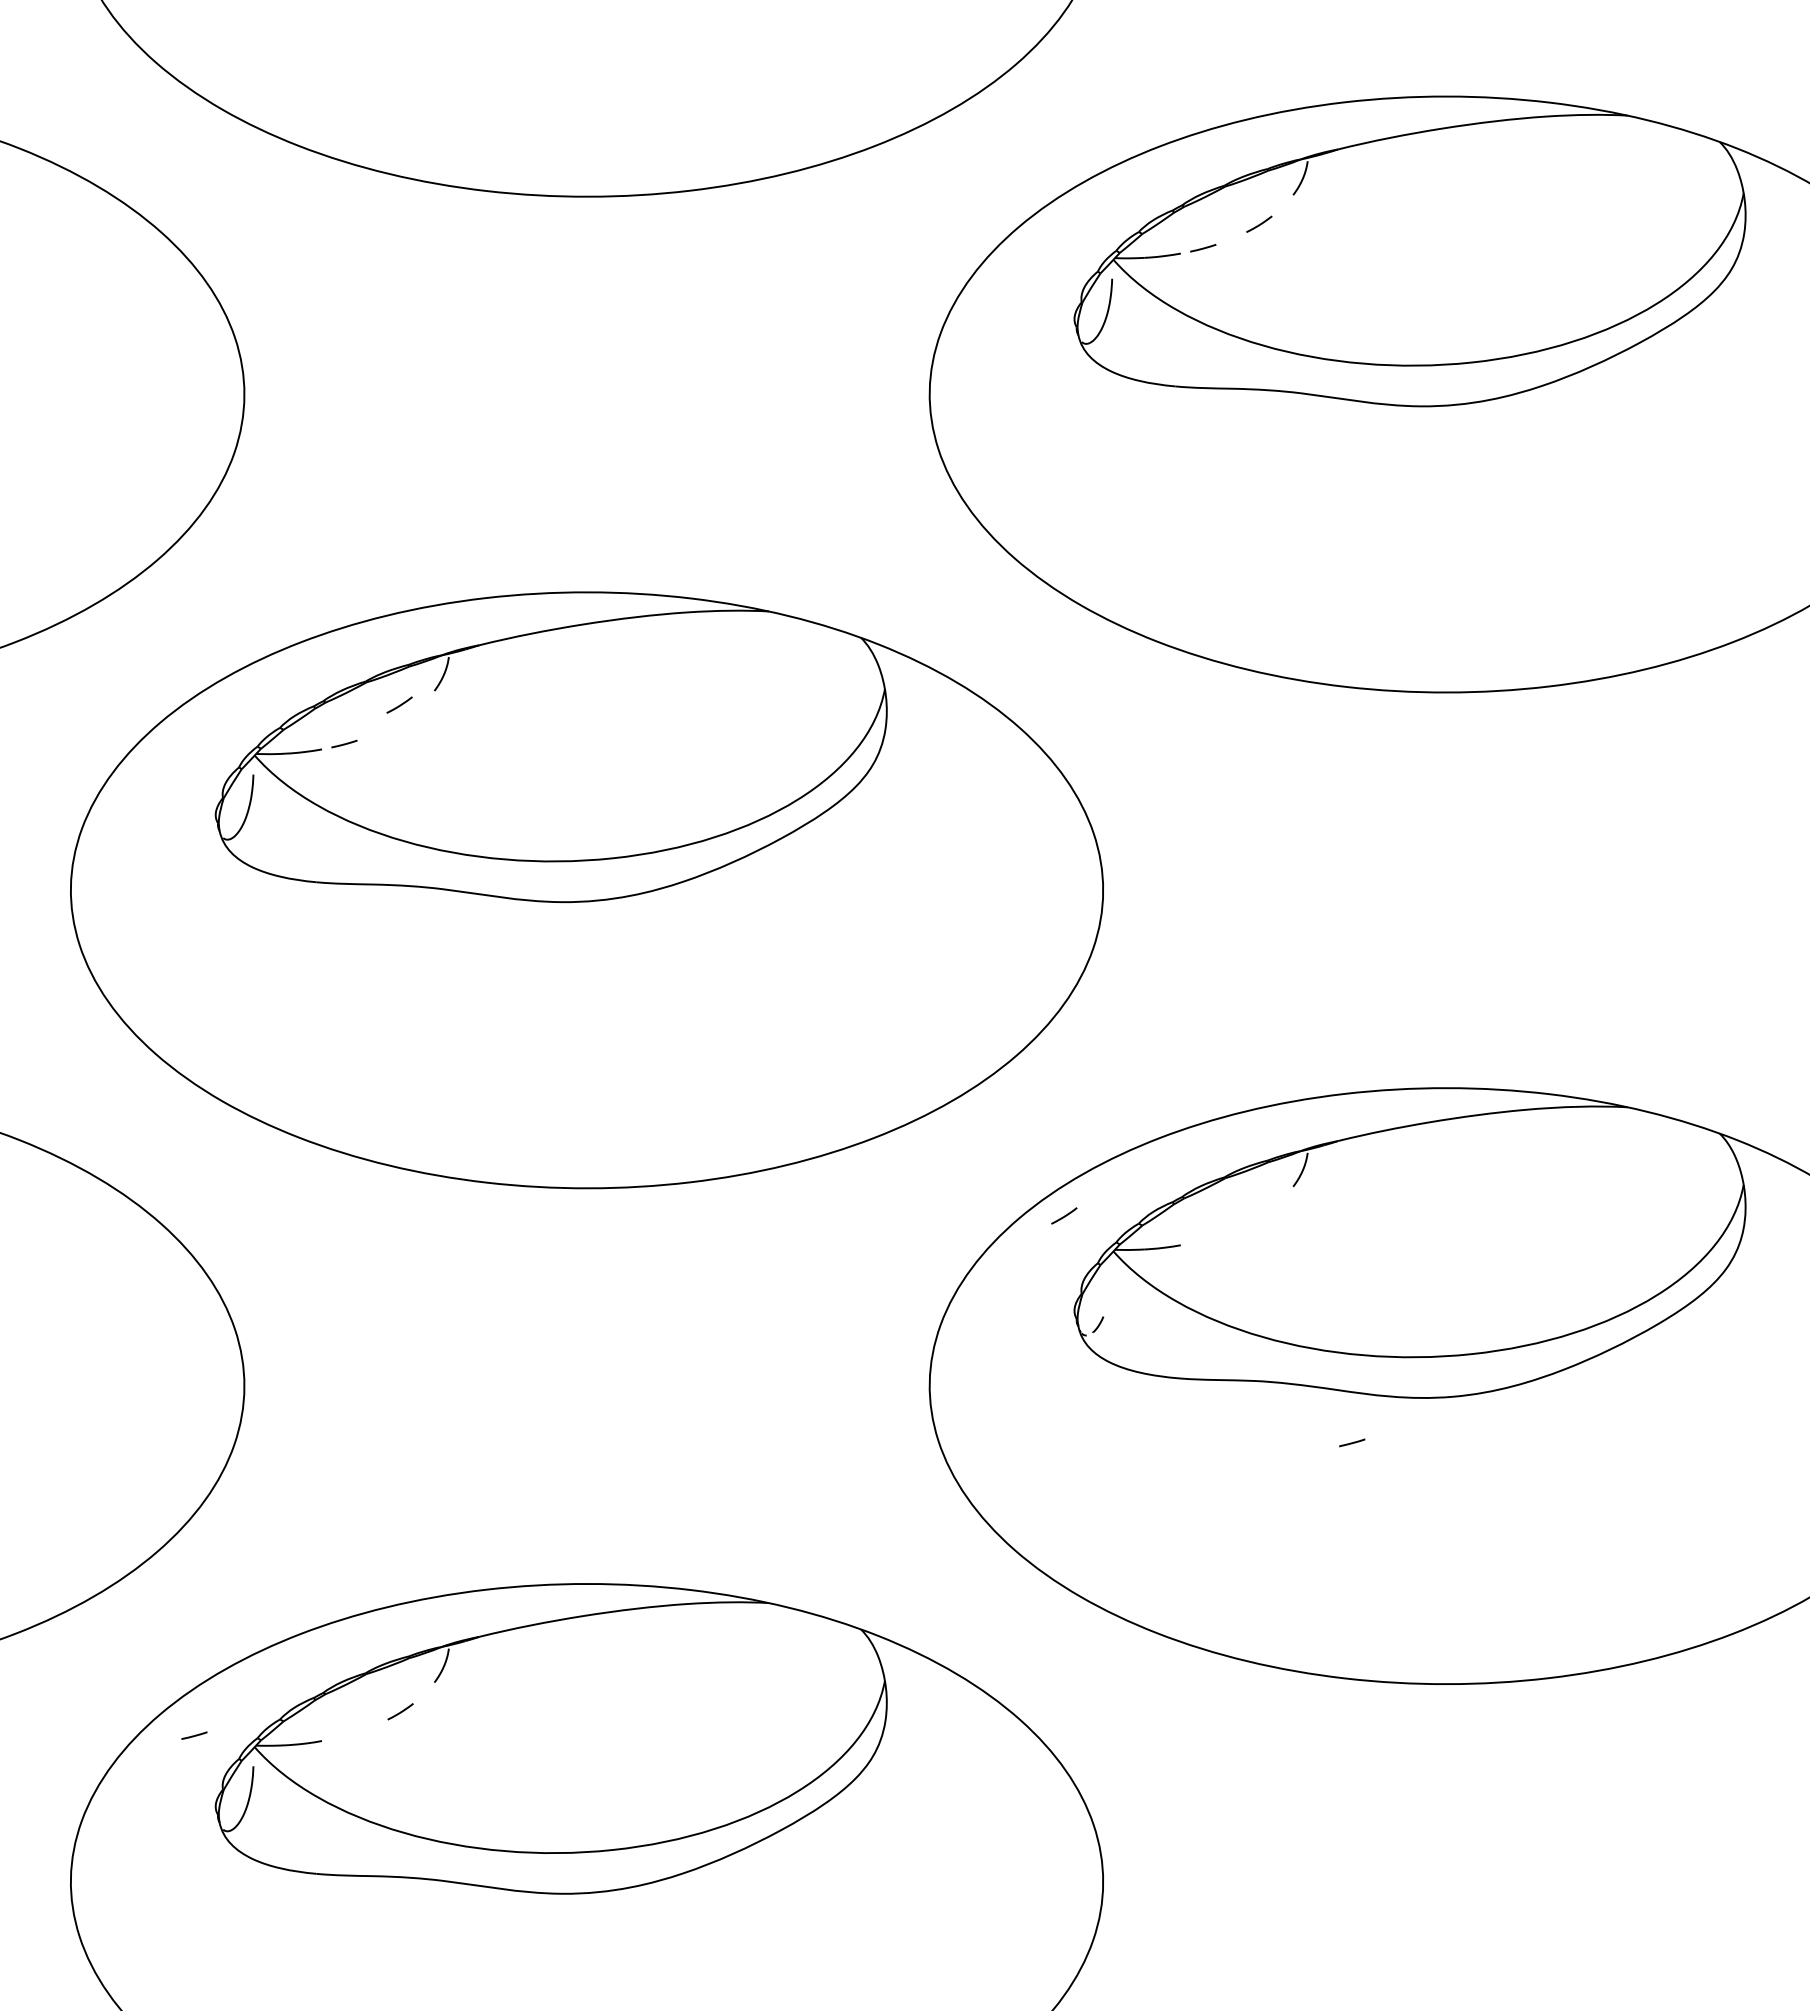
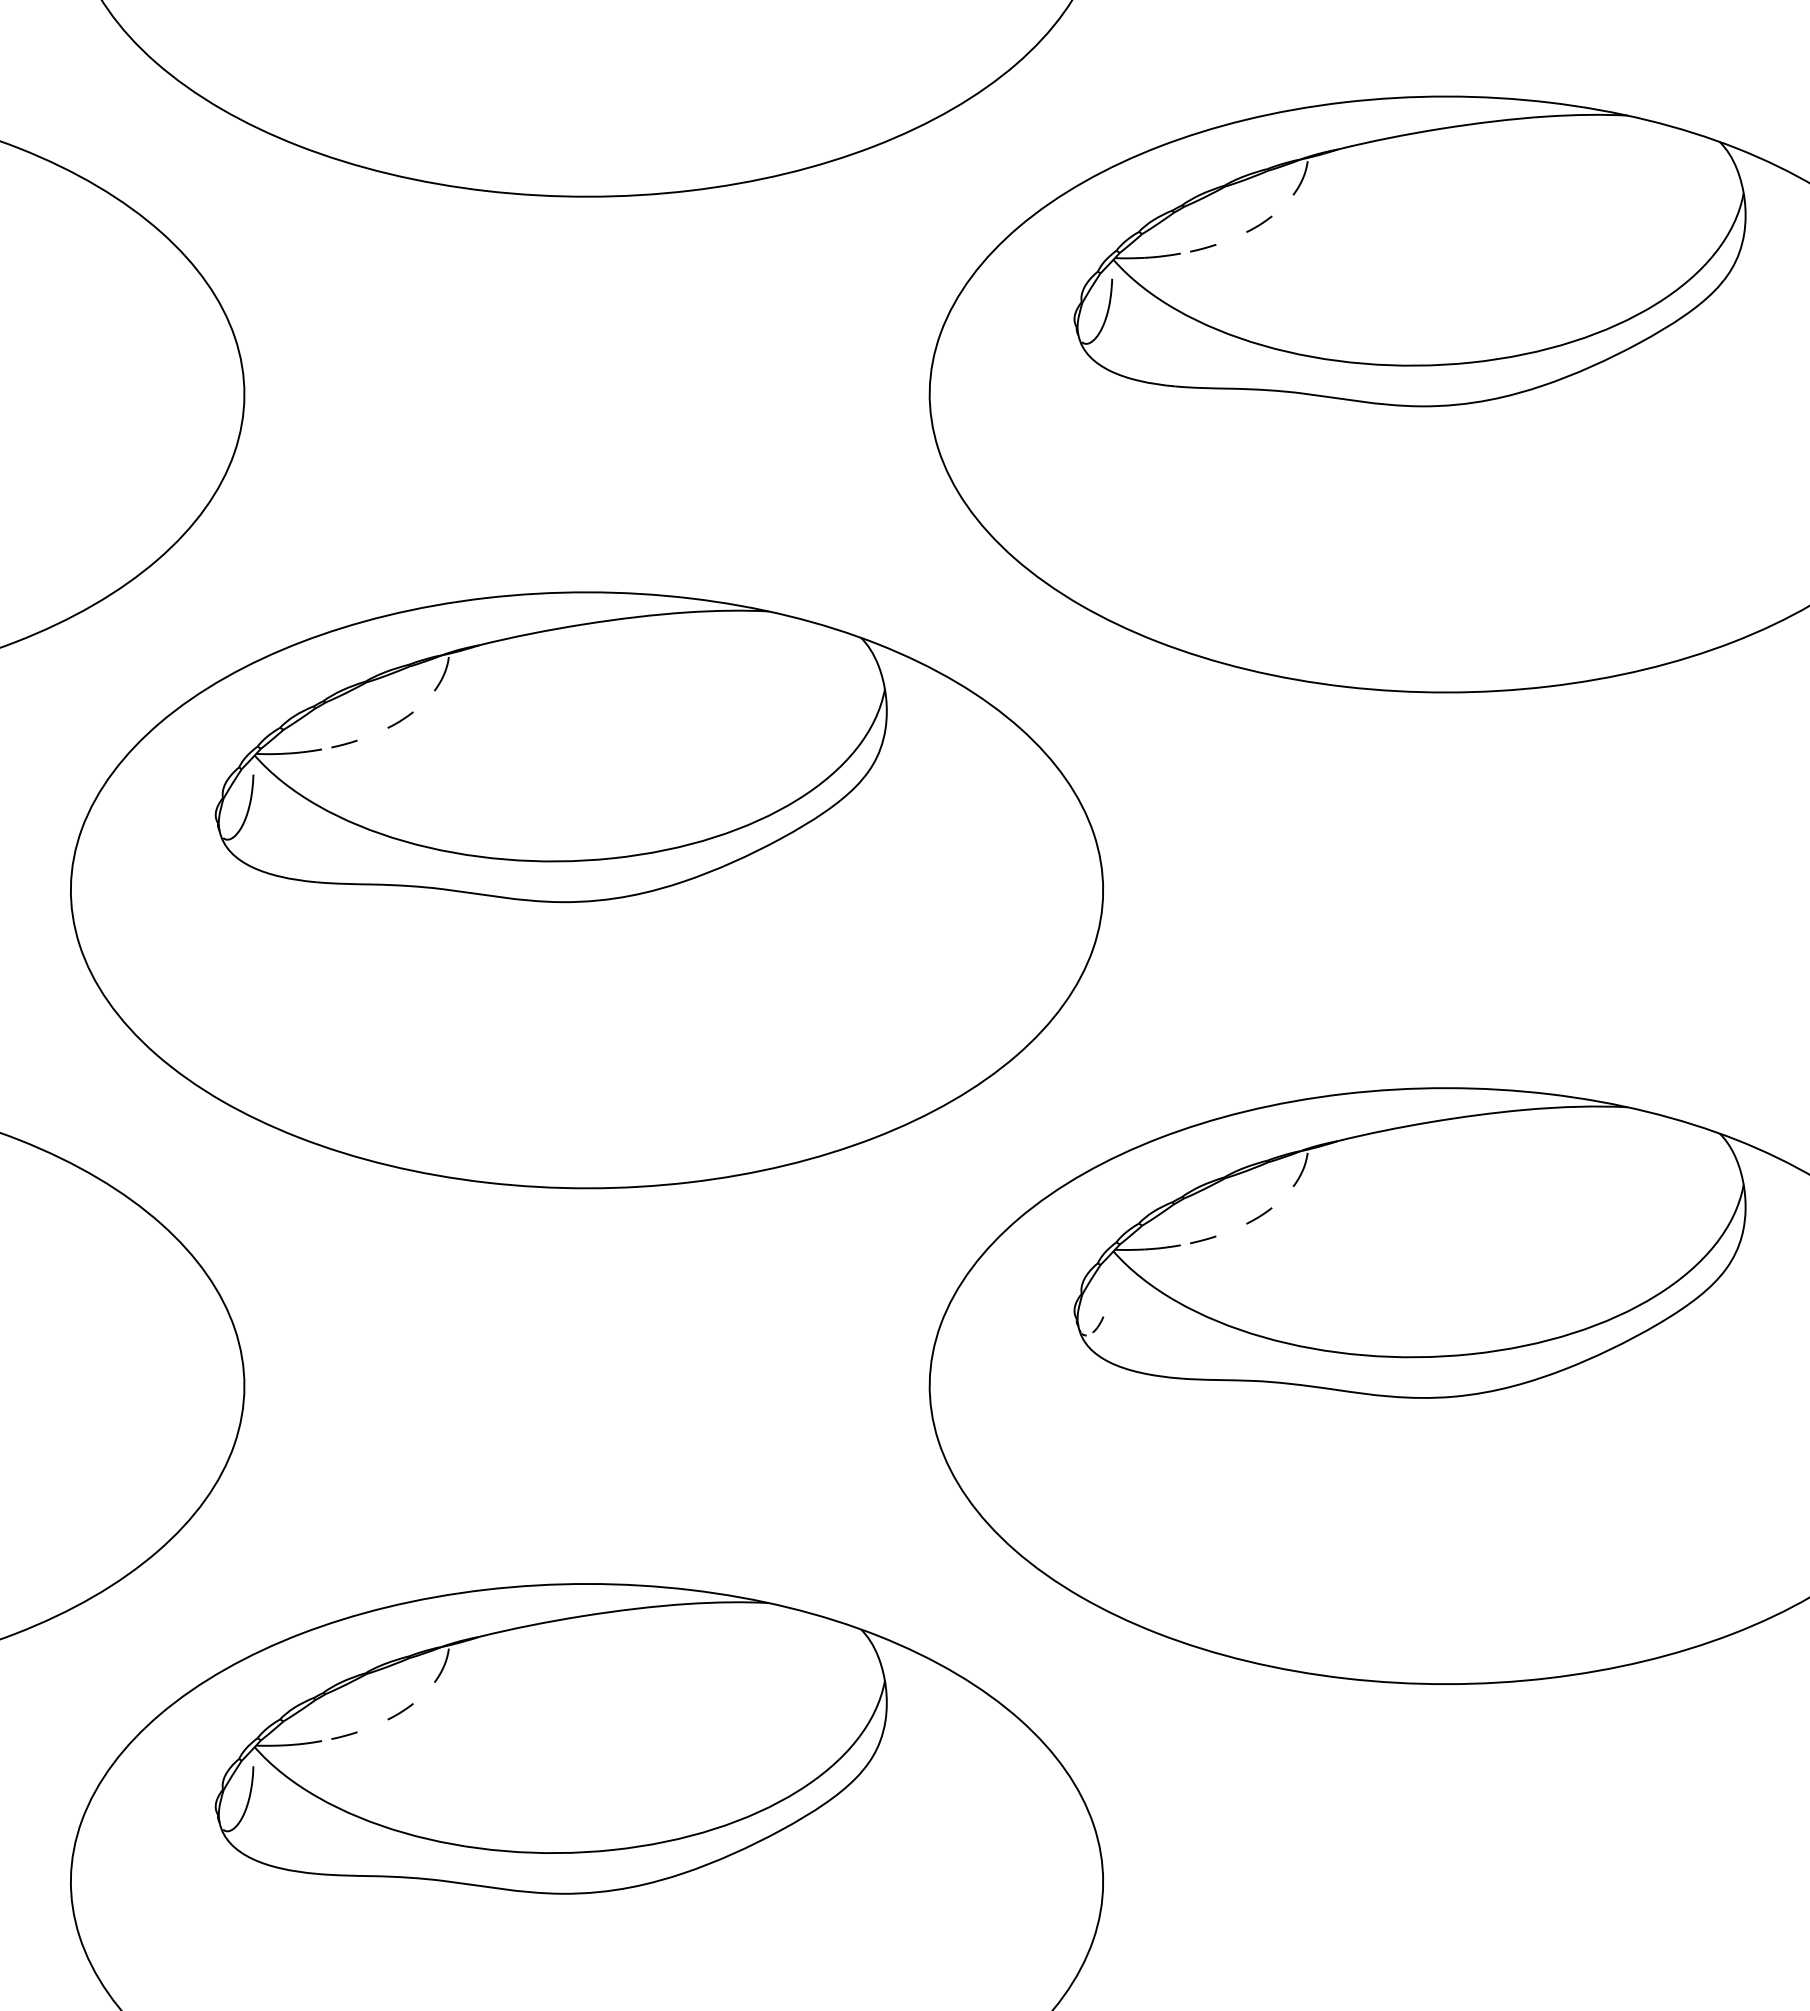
line position: (399, 704) -> (400, 719) (400, 719)
line position: (1064, 1215) -> (1259, 1215) (1259, 1215)
line position: (1352, 1442) -> (1203, 1239) (1203, 1239)
line position: (194, 1735) -> (344, 1735) (344, 1735)
